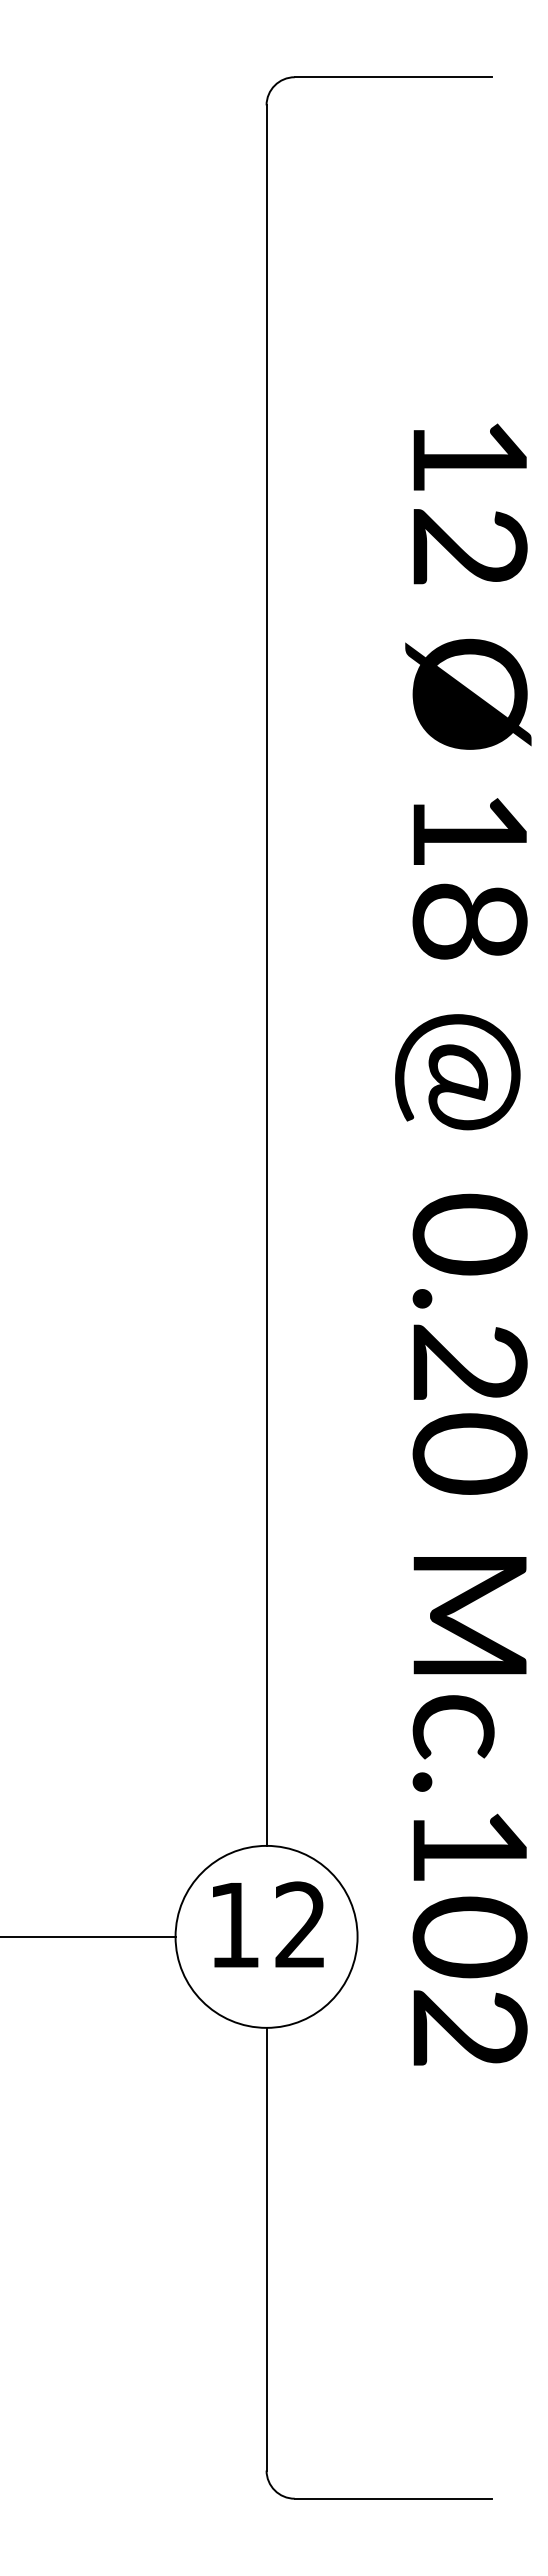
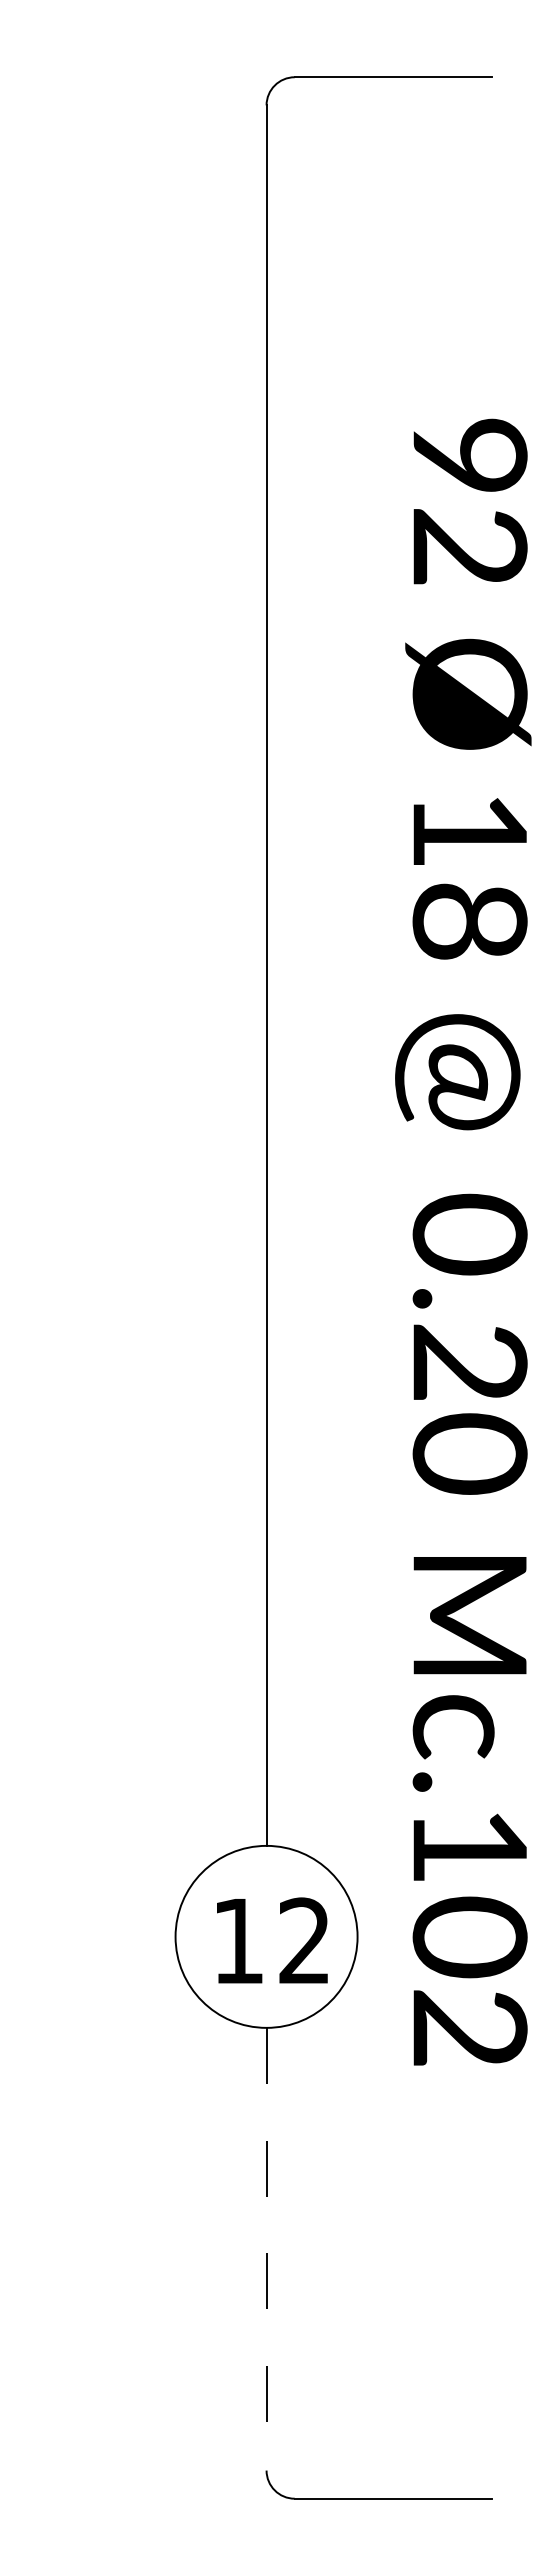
text: 12 -> 92 (470, 454)
text position: (268, 1924) -> (272, 1940) (272, 1940)
line: present -> none (88, 1936)
line: solid -> dashed (266, 2249)
